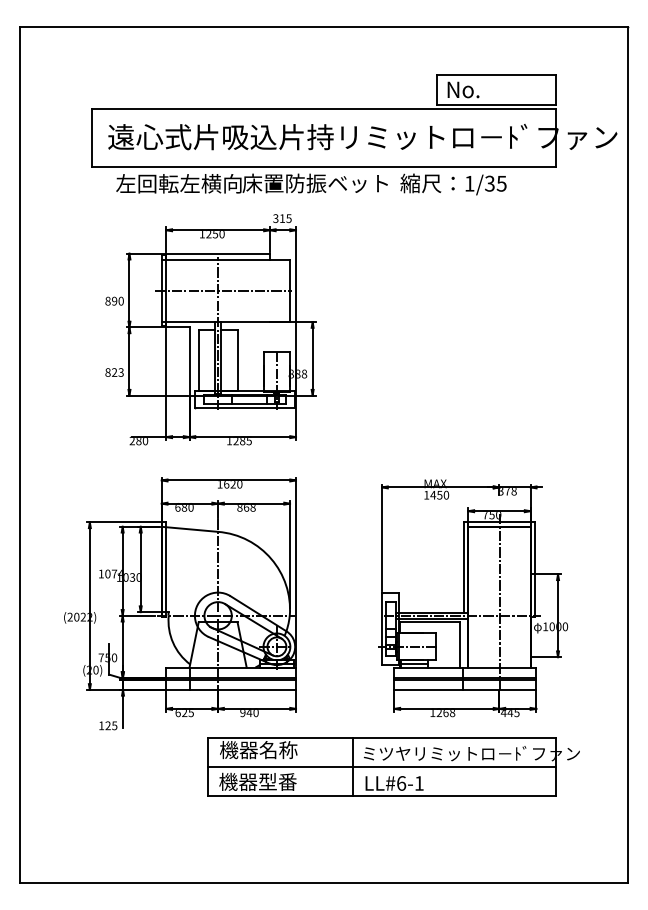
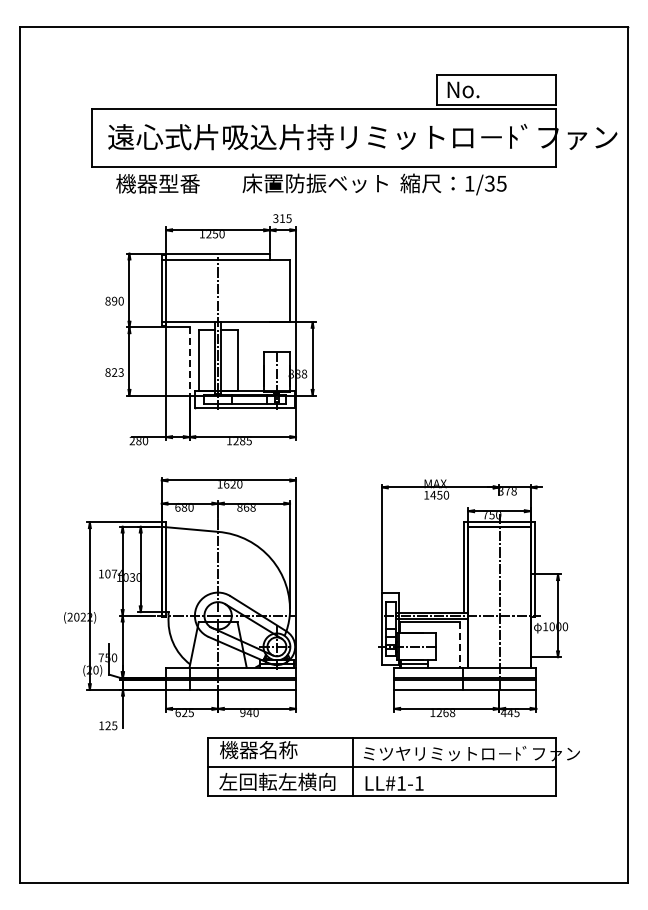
text: 左回転左横向 -> 機器型番 (178, 183)
line: present -> none (223, 290)
line: solid -> dashed (189, 362)
line: solid -> dashed (460, 645)
text: 機器型番 -> 左回転左横向 (277, 781)
text: LL#6-1 -> LL#1-1 (401, 783)
